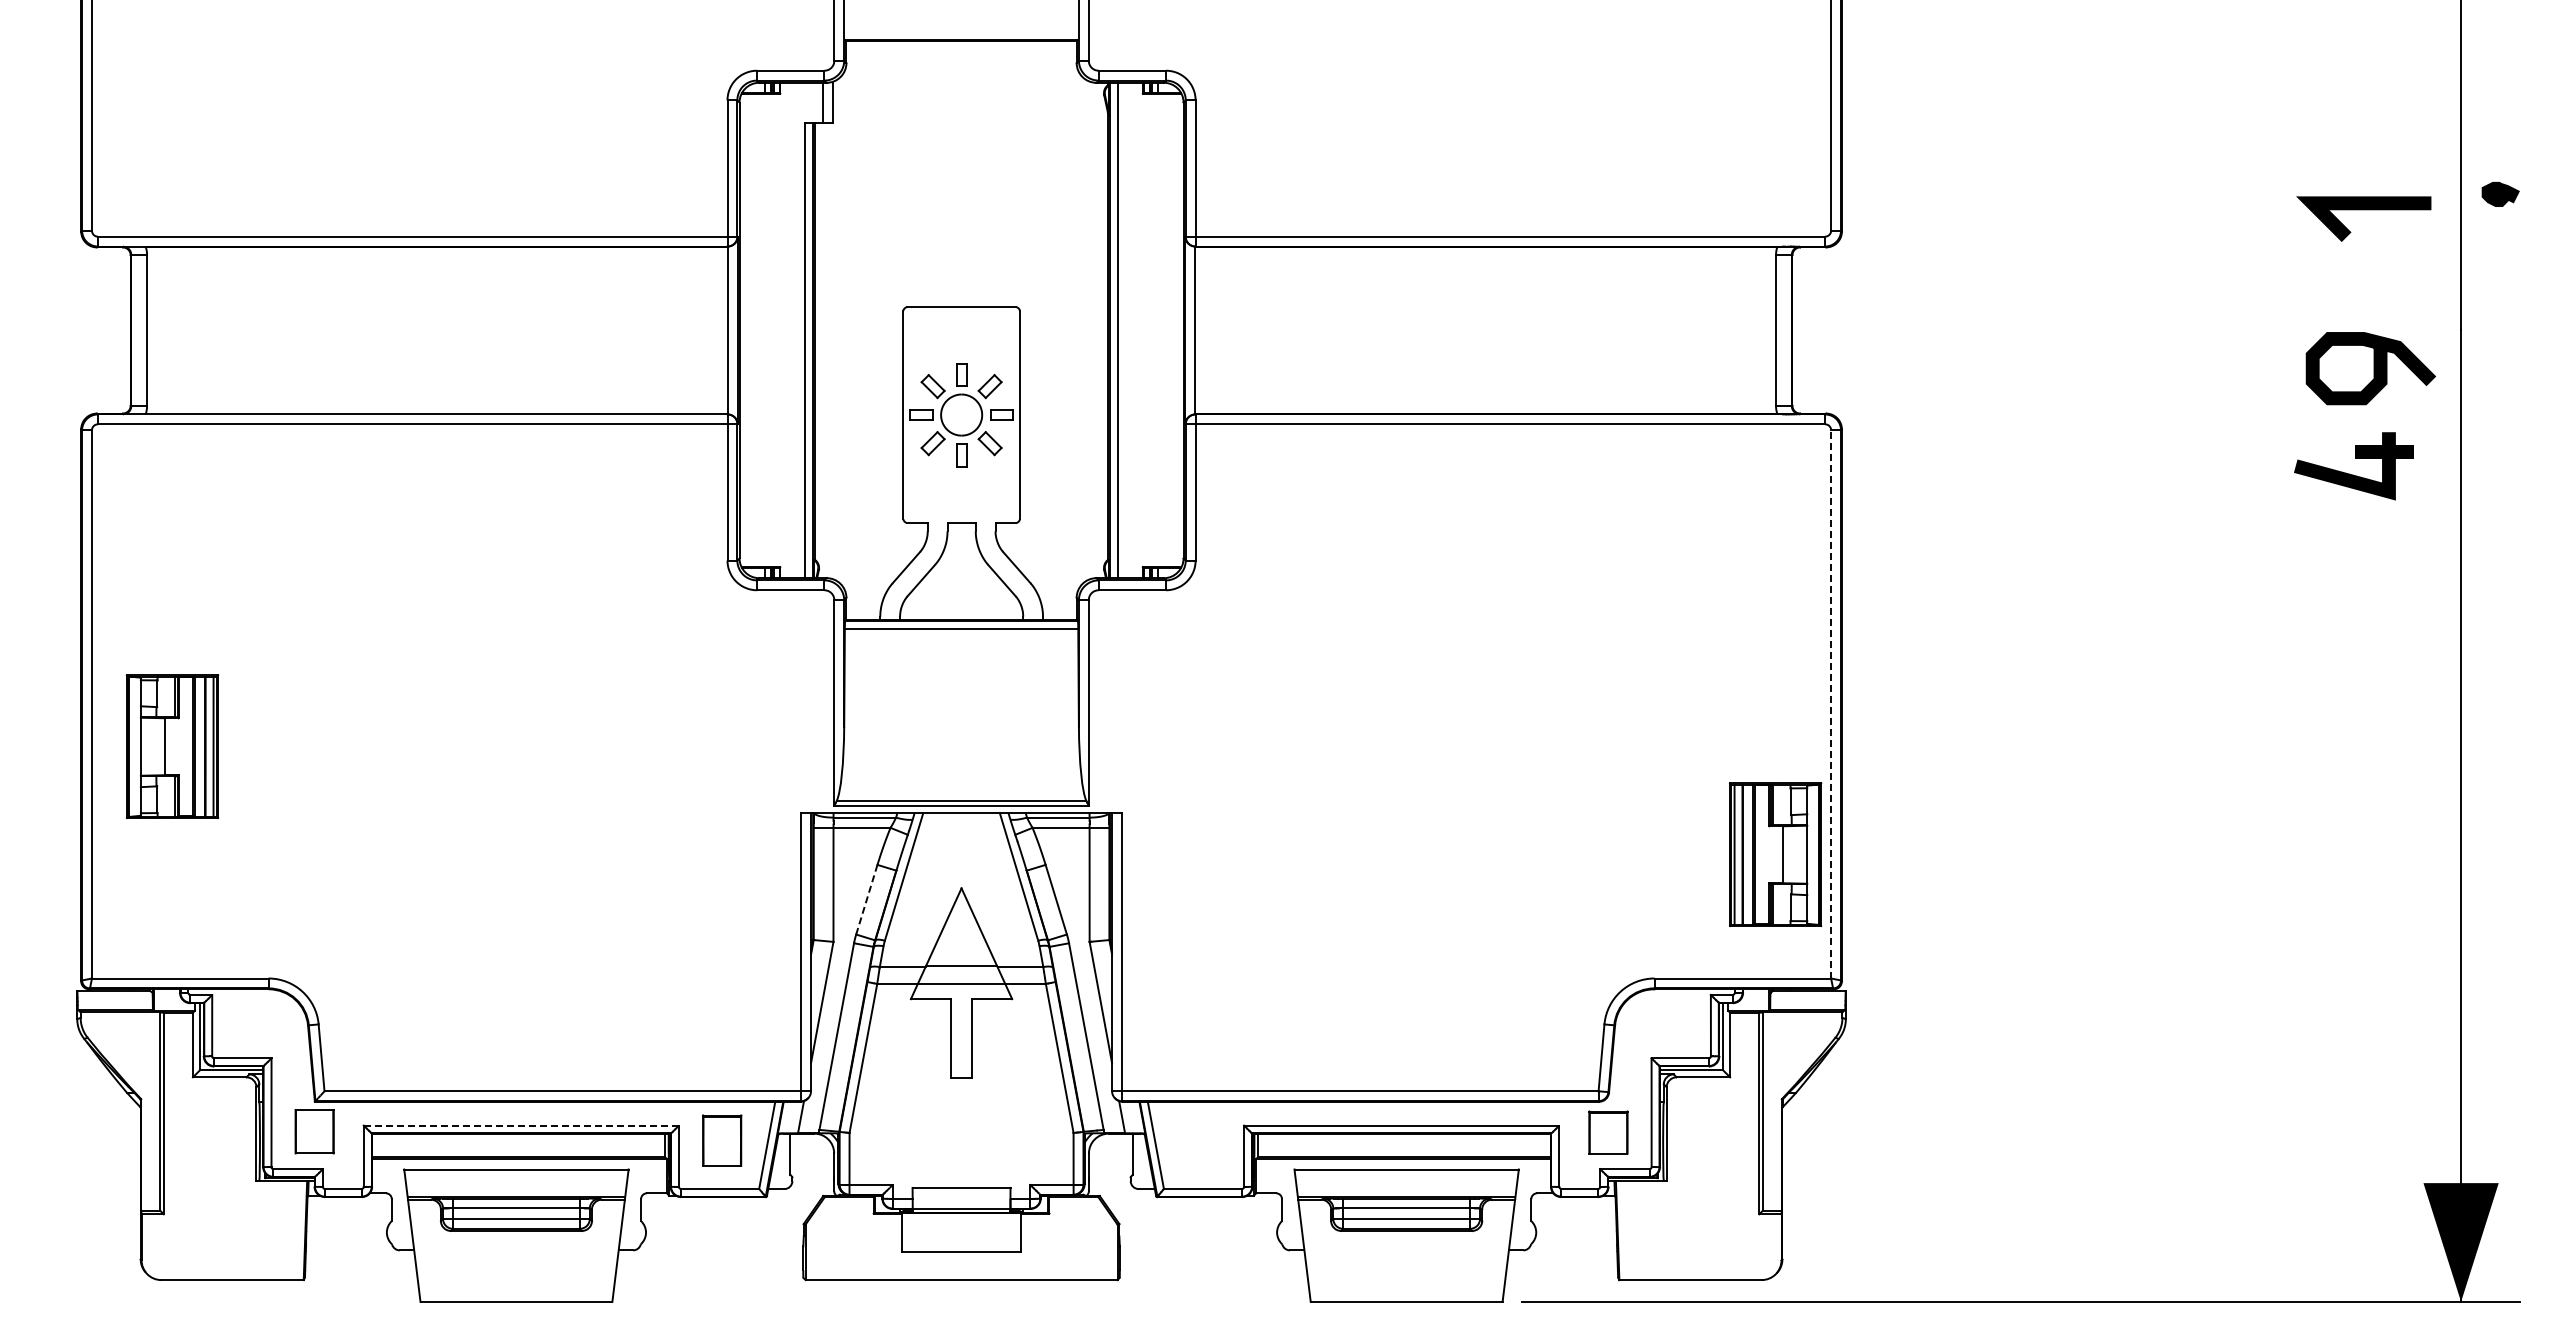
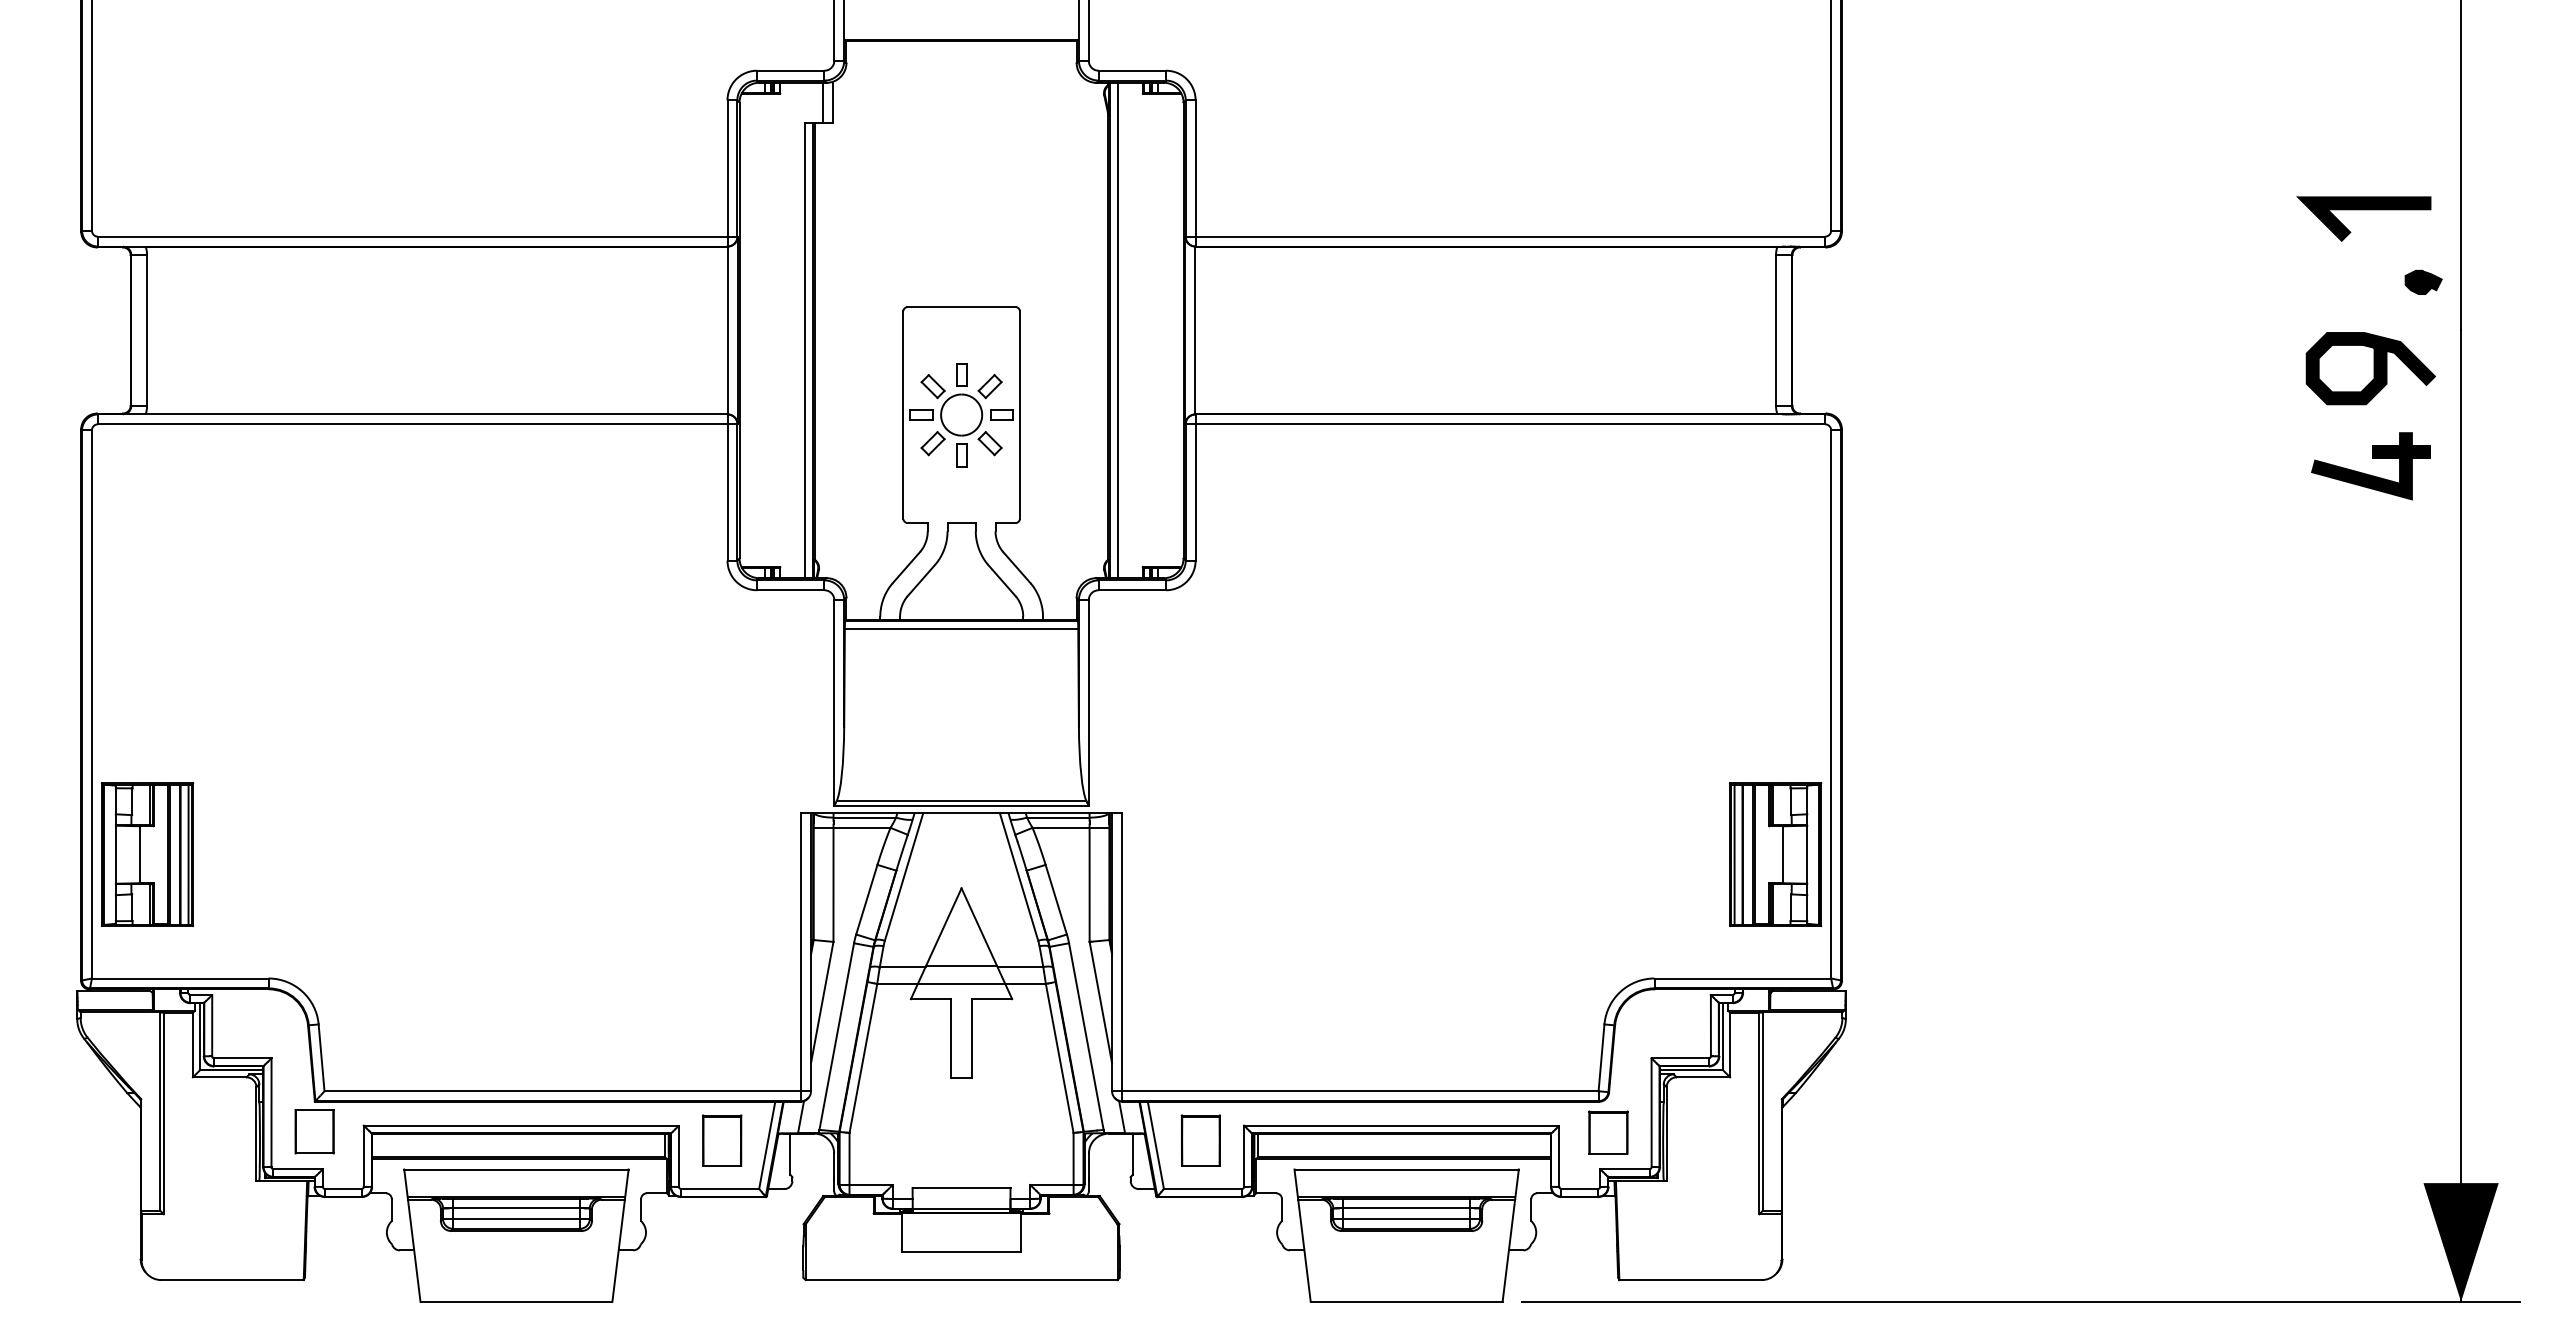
part position: (2500, 193) -> (2423, 281) (2423, 281)
part position: (2353, 474) -> (2370, 474) (2370, 474)
line: dashed -> solid (1831, 703)
part position: (172, 746) -> (147, 854) (147, 854)
line: dashed -> solid (866, 900)
line: dashed -> solid (521, 1125)
part: none -> present (1200, 1140)
